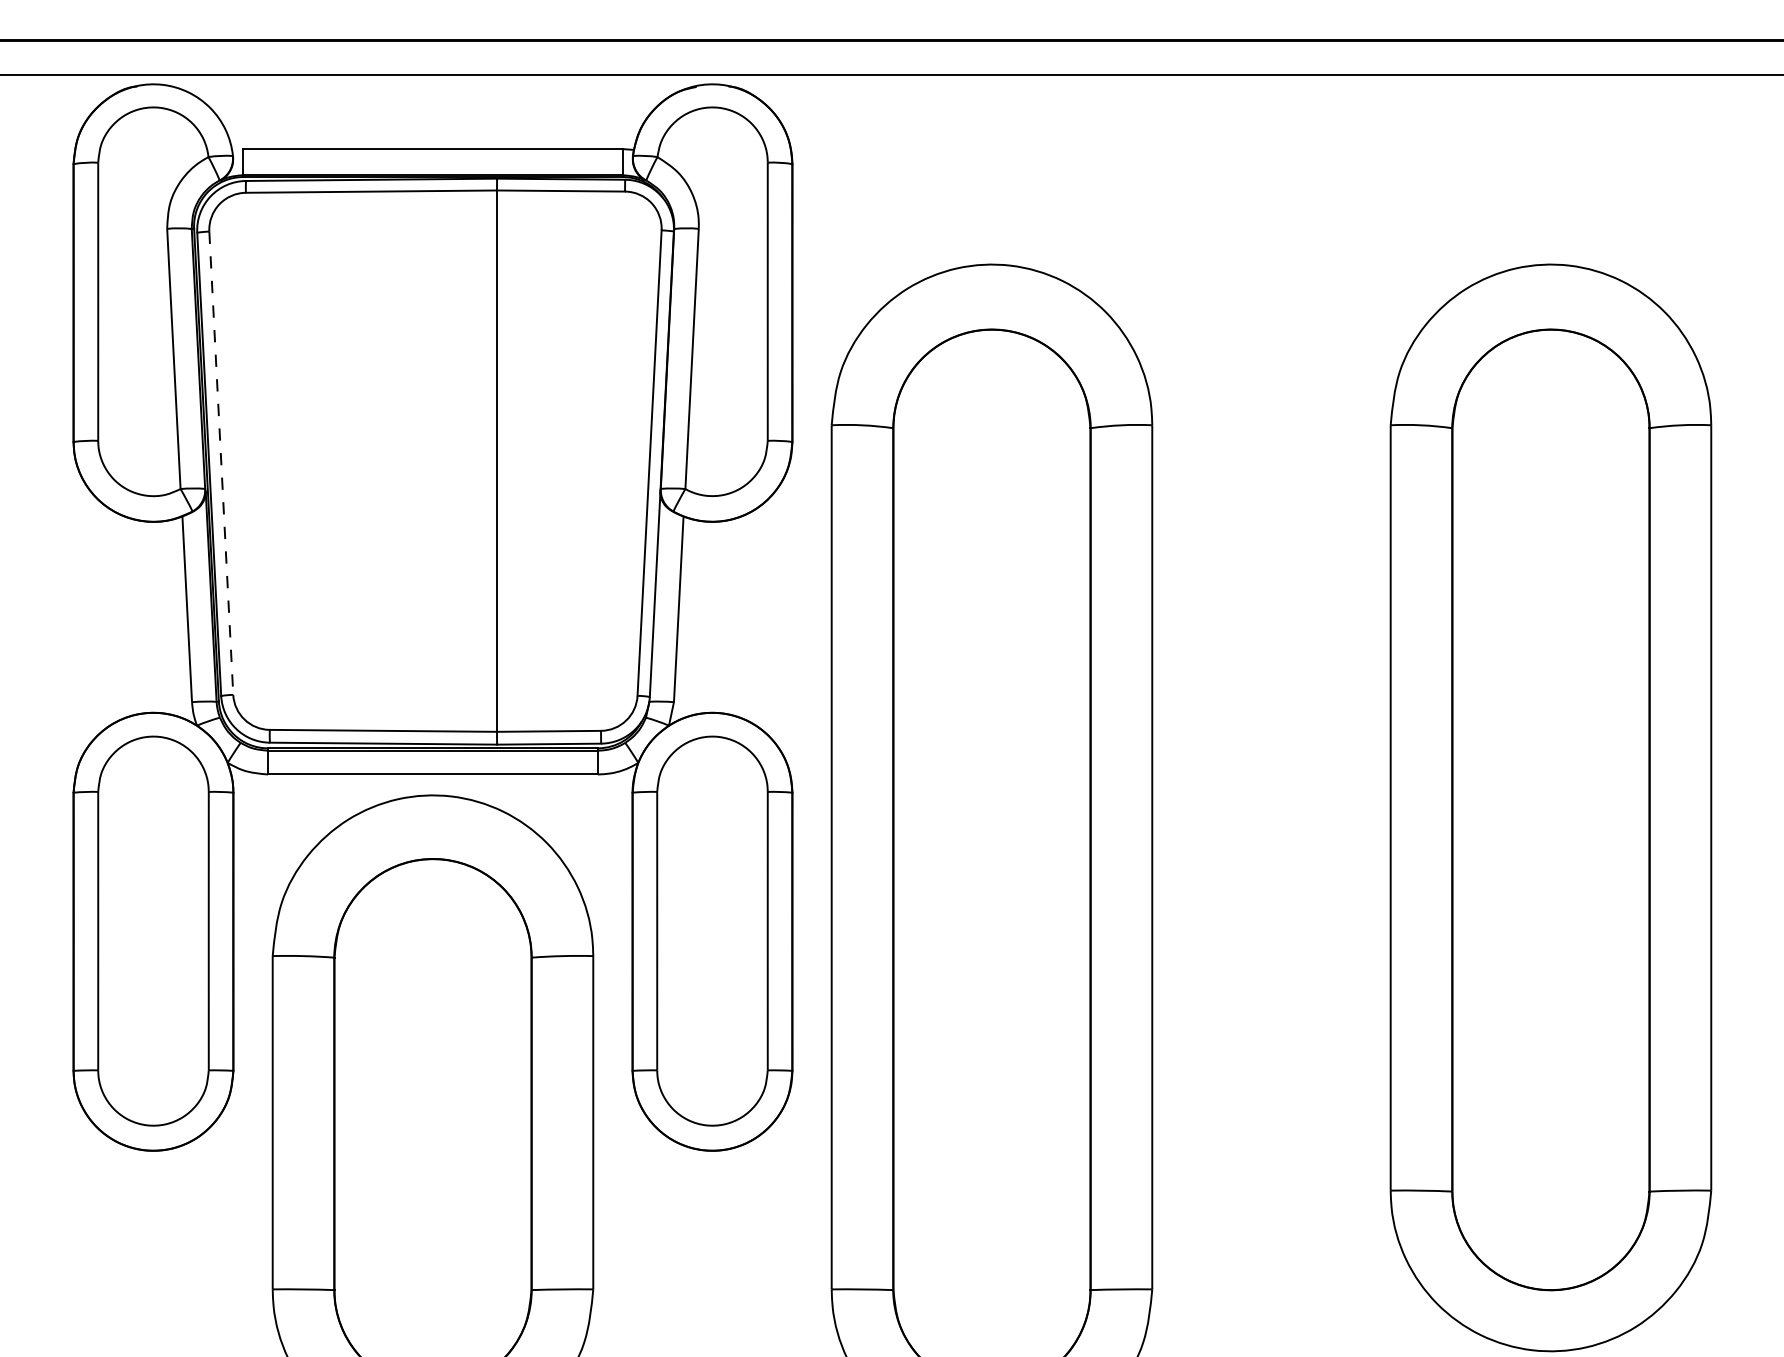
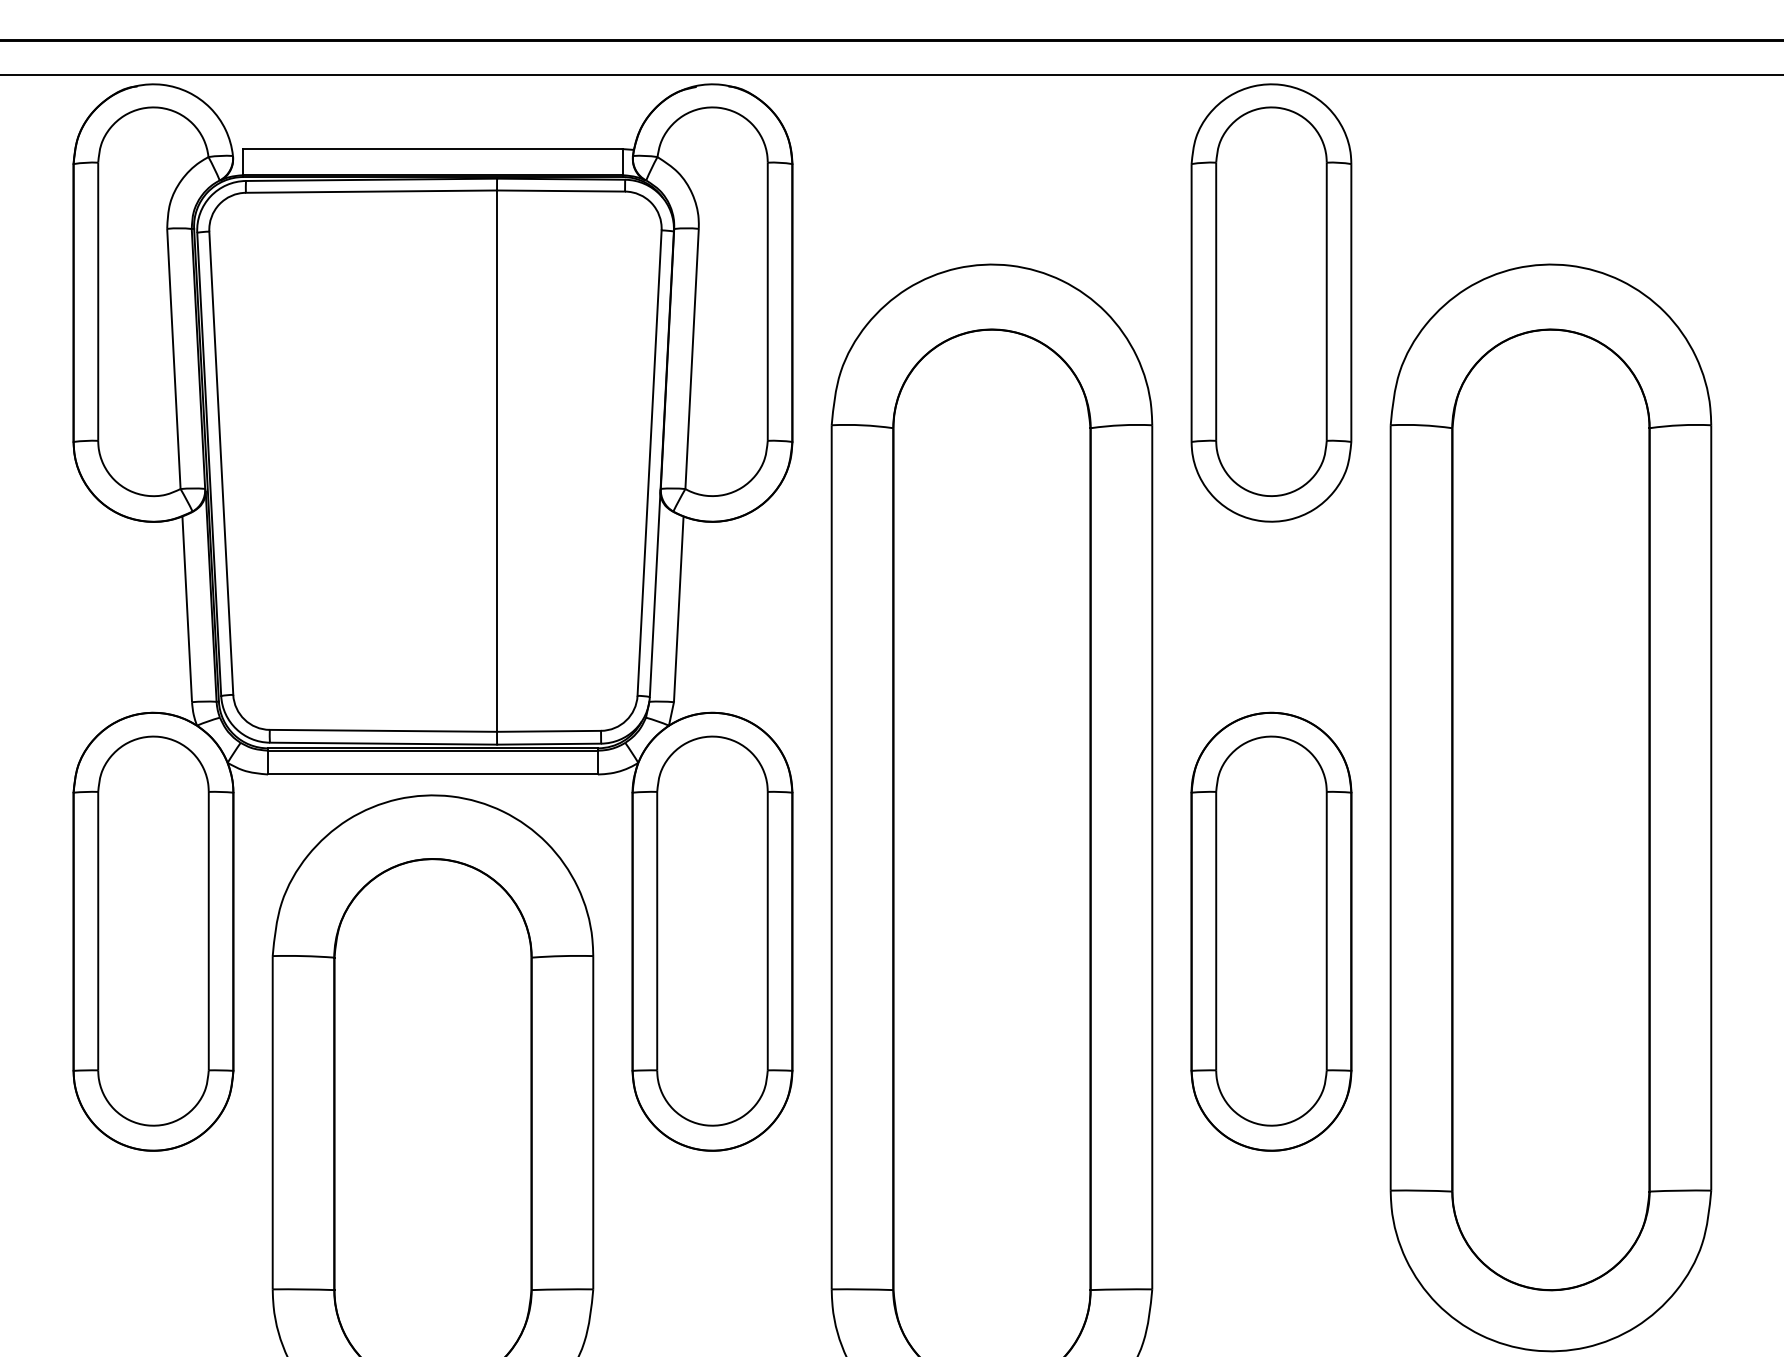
part: none -> present (1271, 302)
line: dashed -> solid (221, 463)
part: none -> present (1271, 931)
